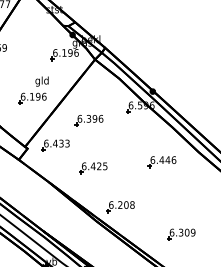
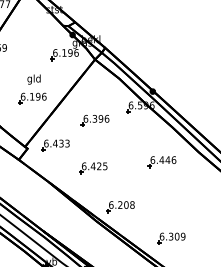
text position: (41, 81) -> (33, 79) (33, 79)
part position: (88, 120) -> (94, 120) (94, 120)
part position: (181, 234) -> (171, 238) (171, 238)
